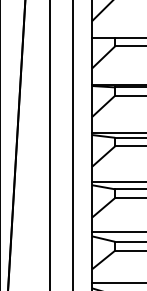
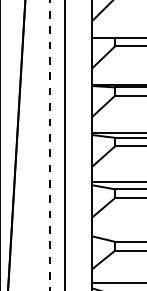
line position: (73, 144) -> (65, 144) (65, 144)
line: solid -> dashed (50, 145)
line: present -> none (117, 232)
